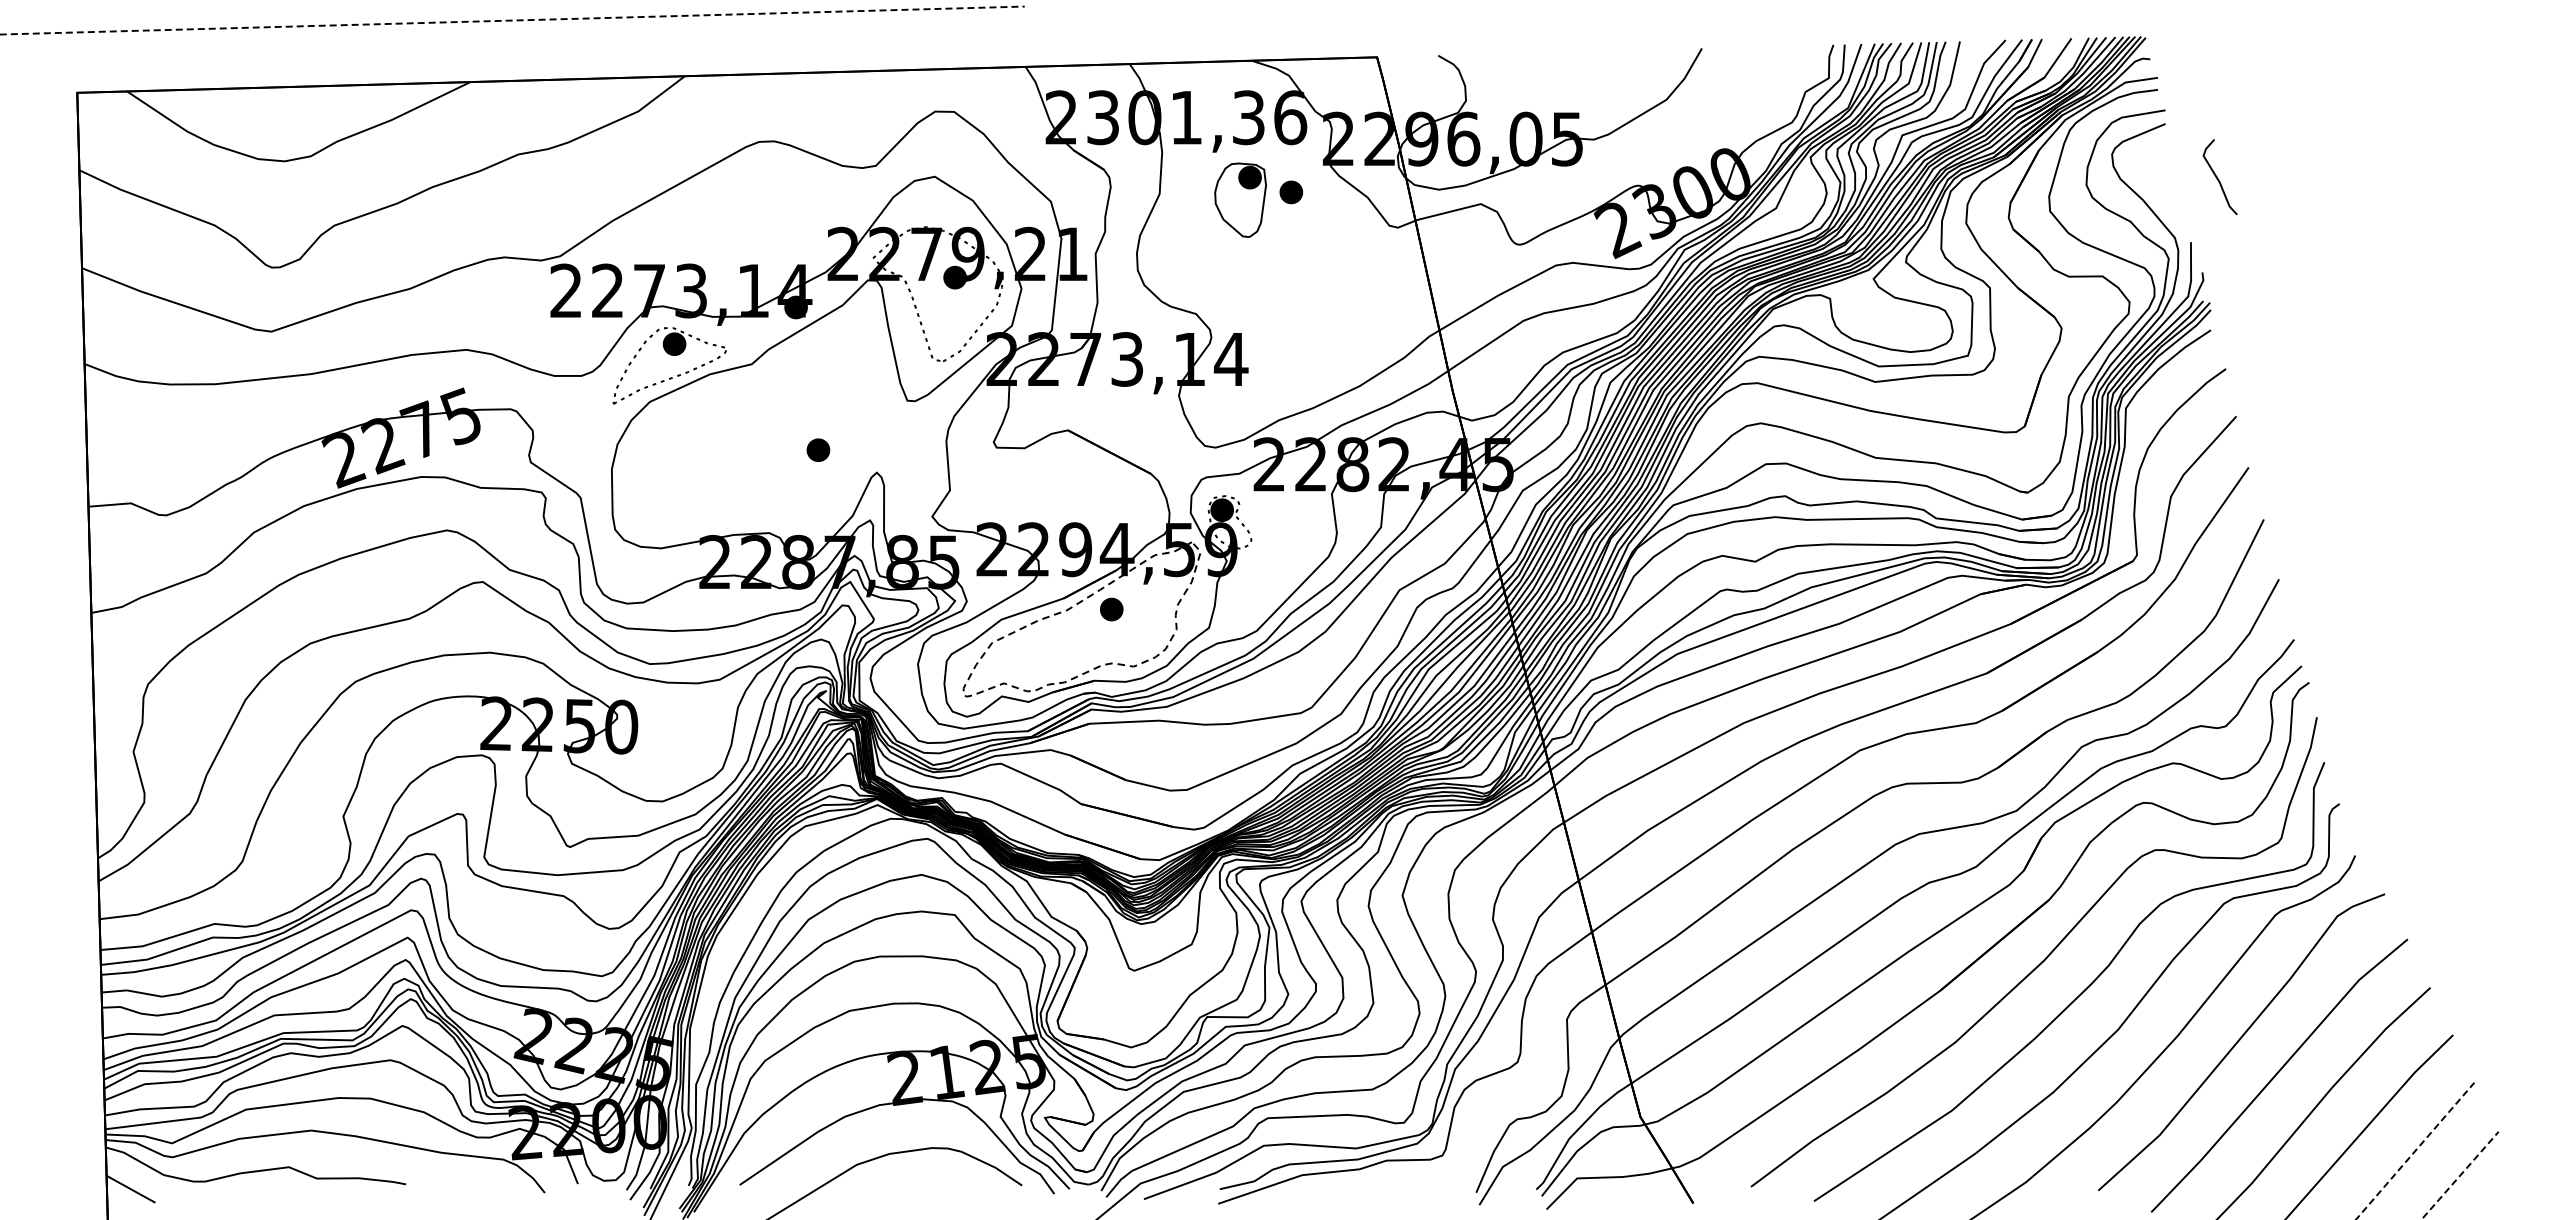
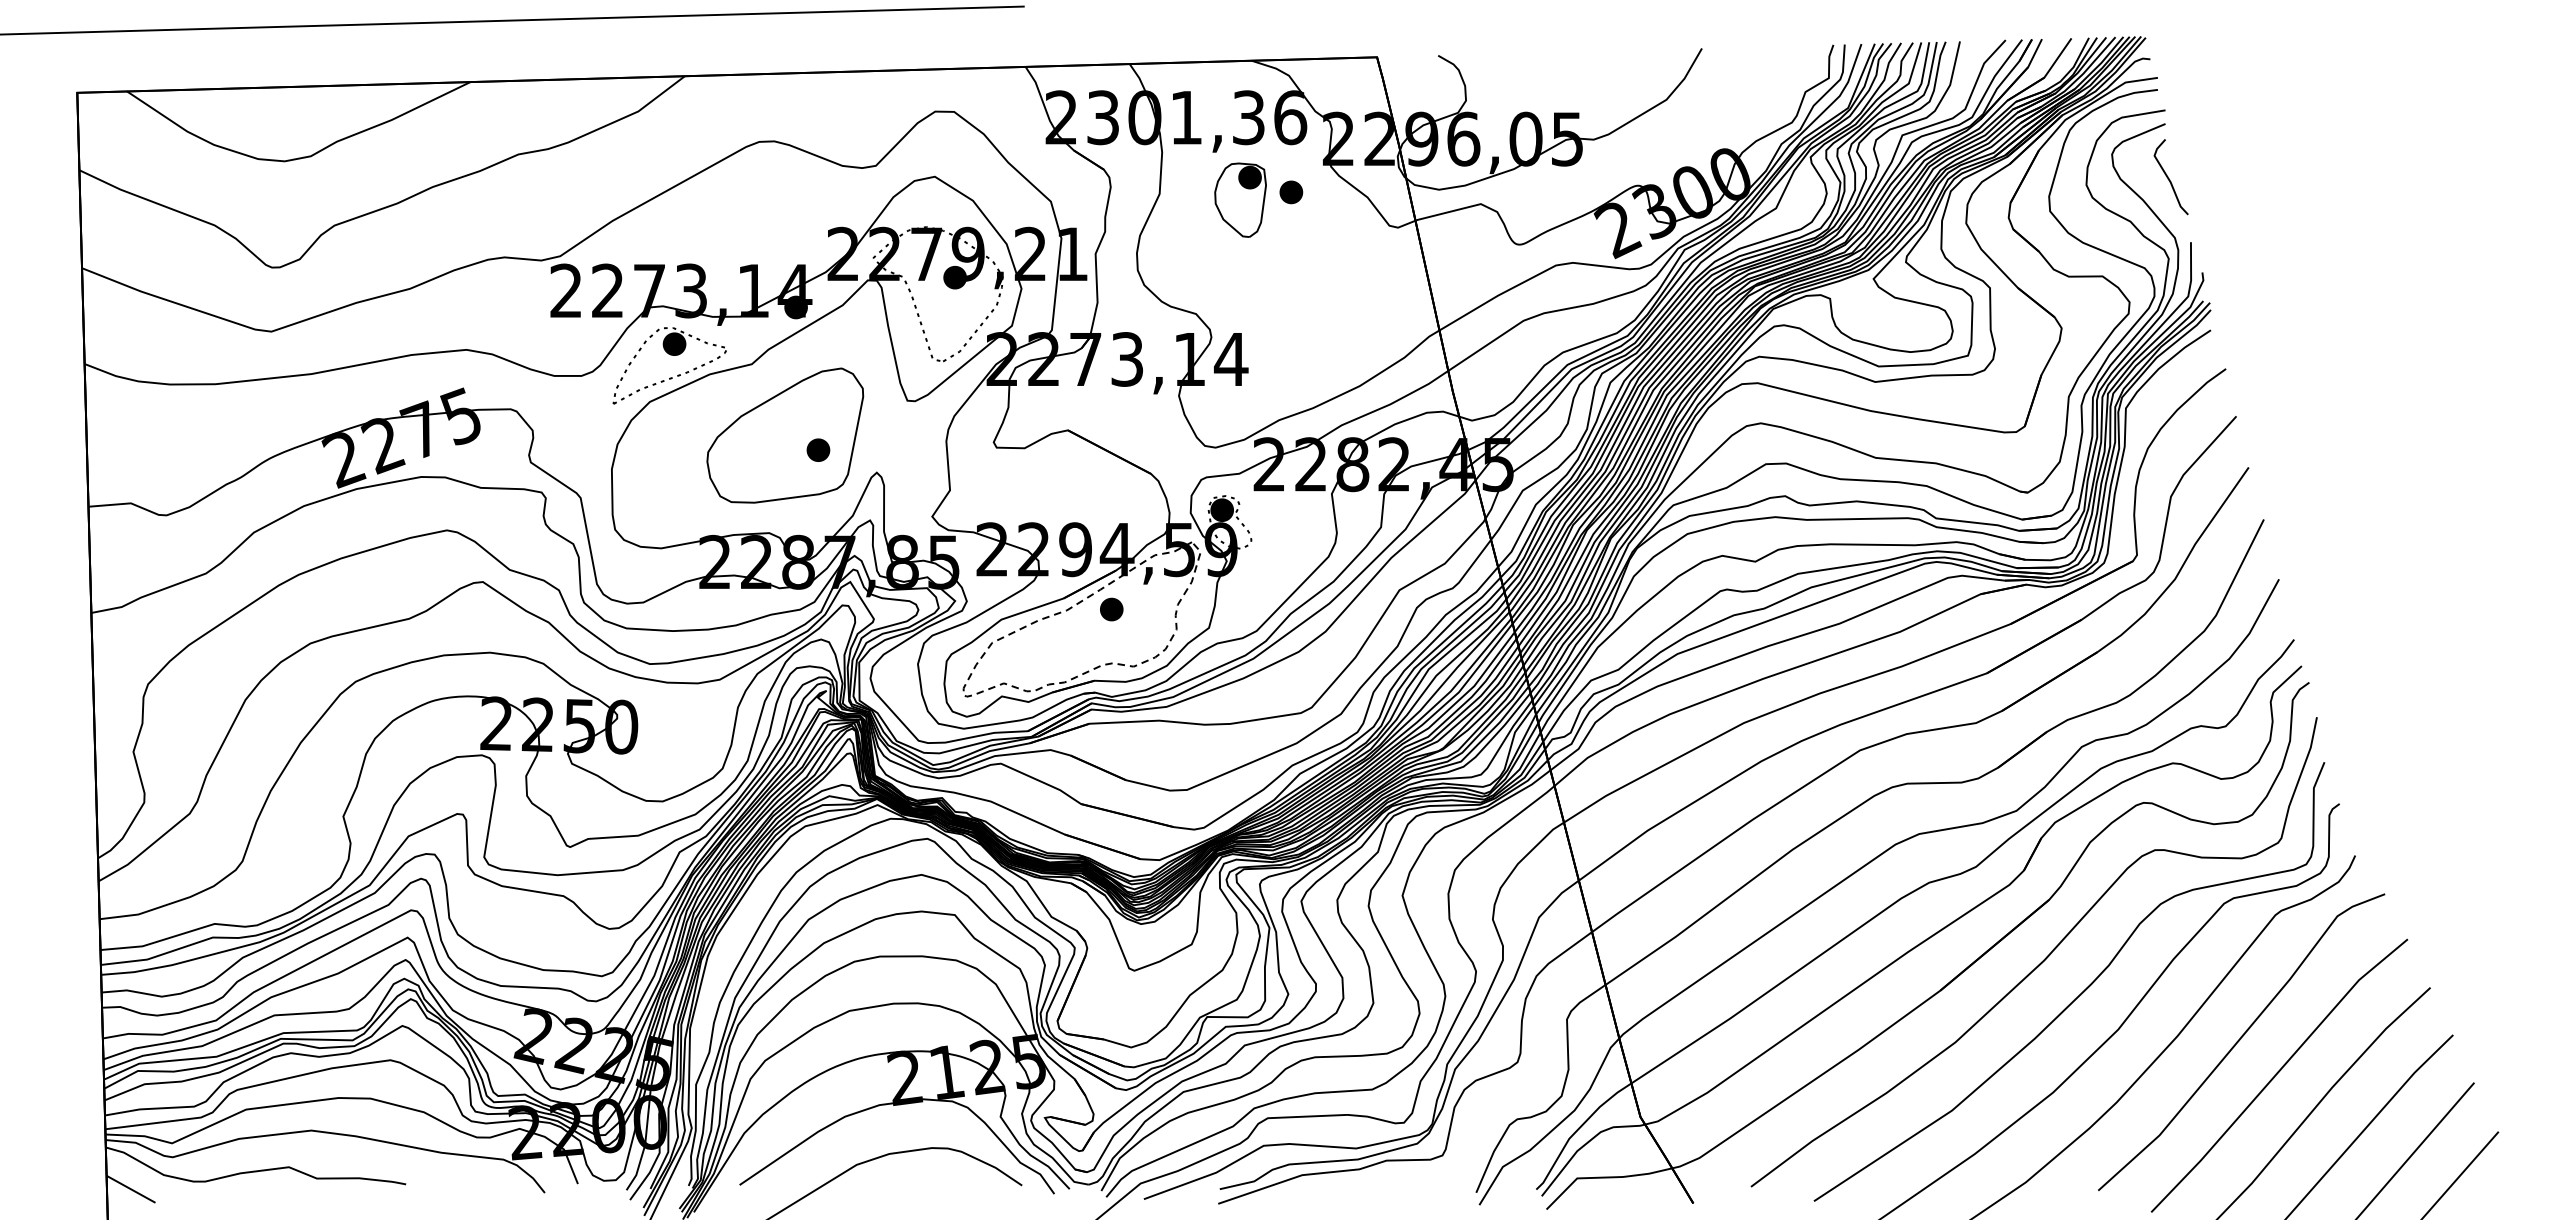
line: dashed -> solid (513, 20)
curve position: (2218, 178) -> (2169, 178) (2169, 178)
part: none -> present (785, 435)
line: dashed -> solid (2415, 1150)
line: dashed -> solid (2460, 1175)
